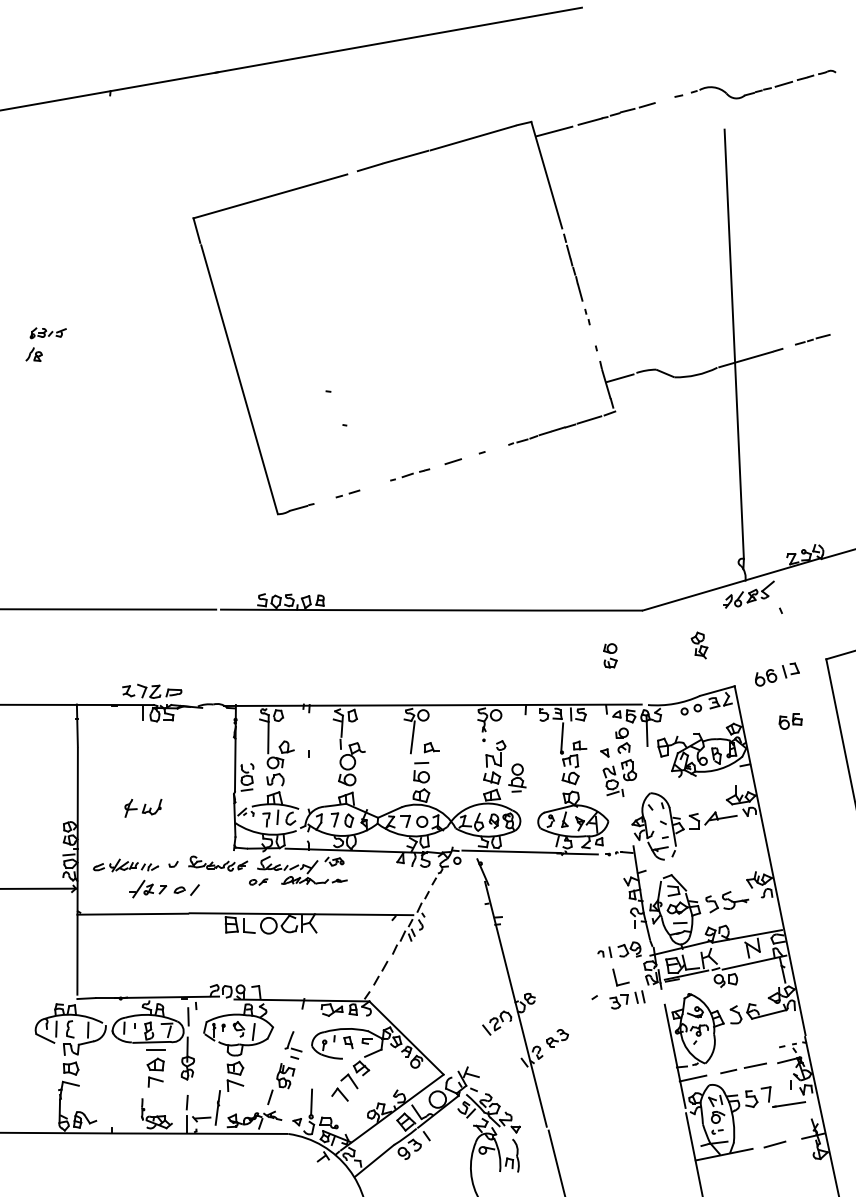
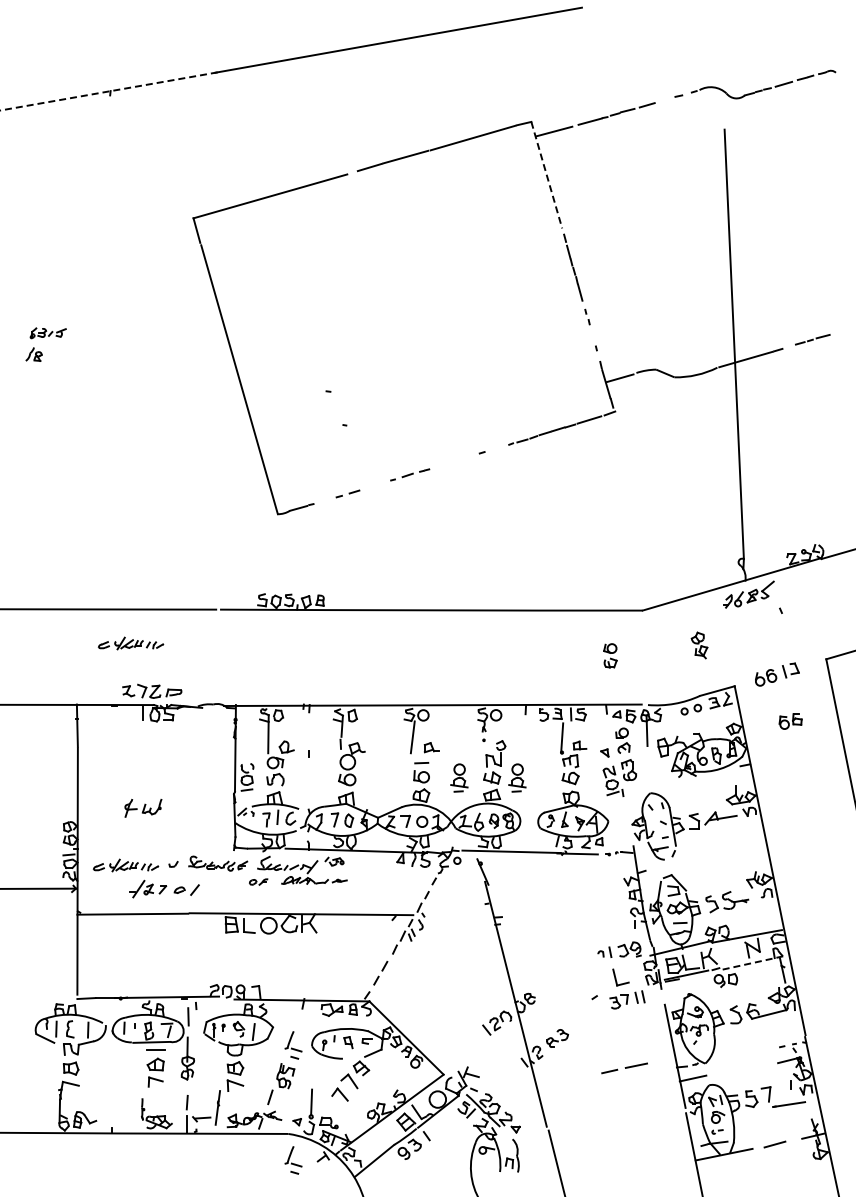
line: solid -> dashed (109, 91)
line: solid -> dashed (546, 175)
line: present -> none (452, 461)
part: none -> present (130, 643)
part: none -> present (459, 777)
line: solid -> dashed (754, 962)
line position: (743, 1067) -> (624, 1067) (624, 1067)
part: none -> present (293, 1160)
